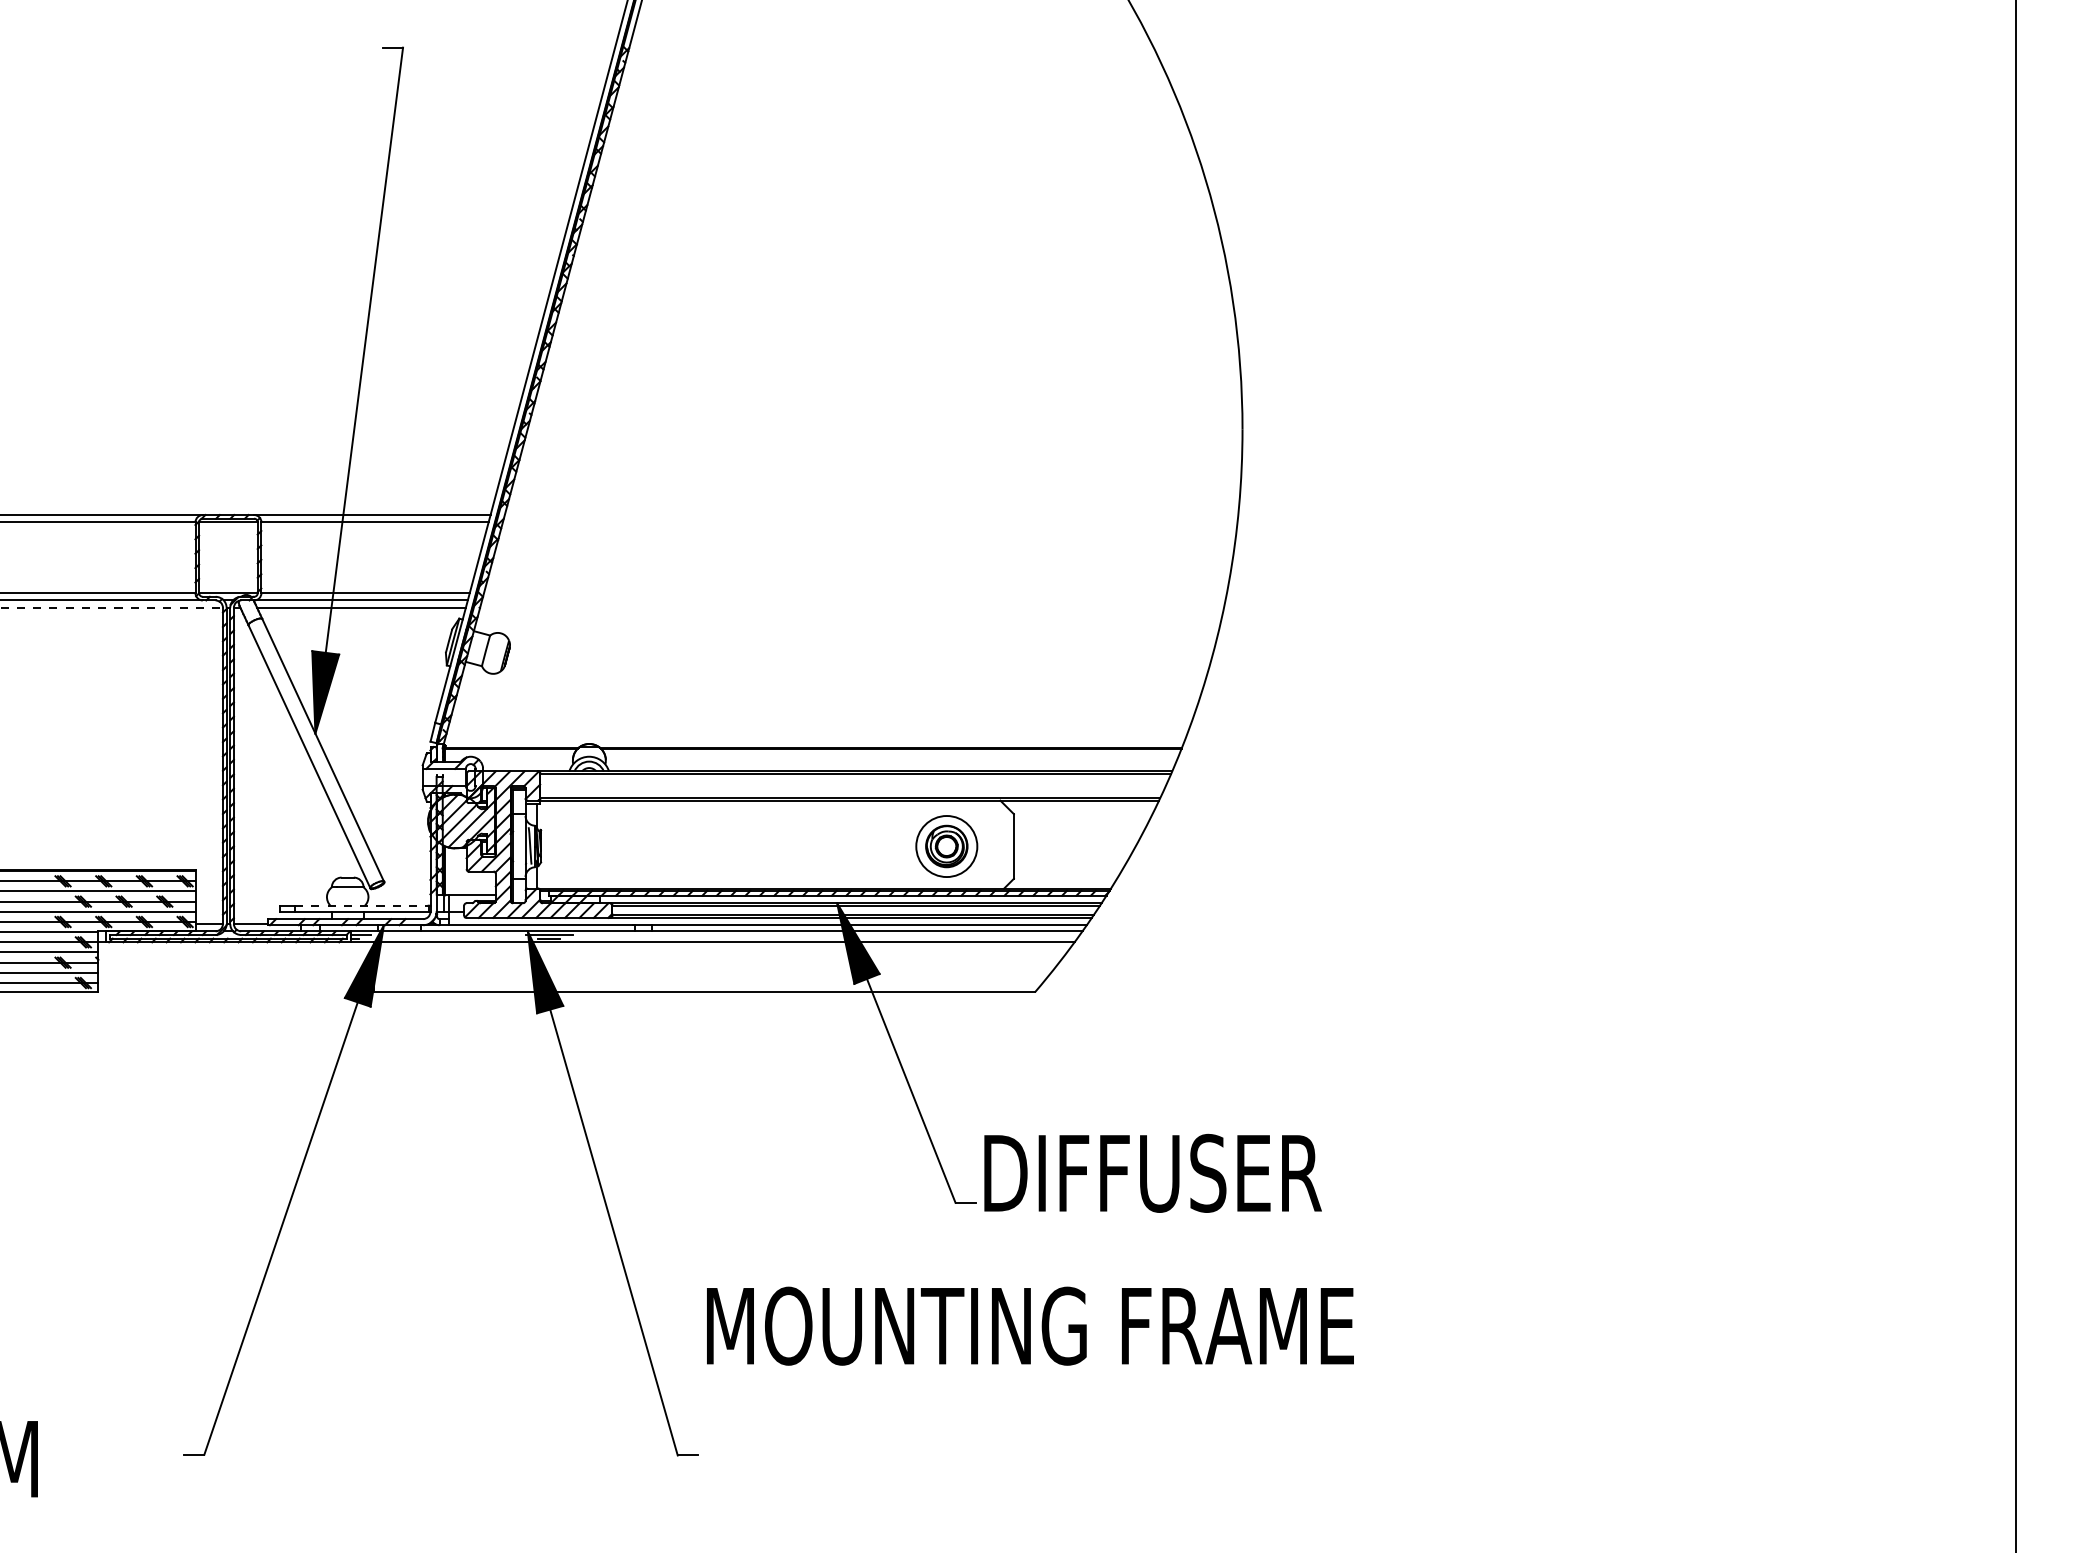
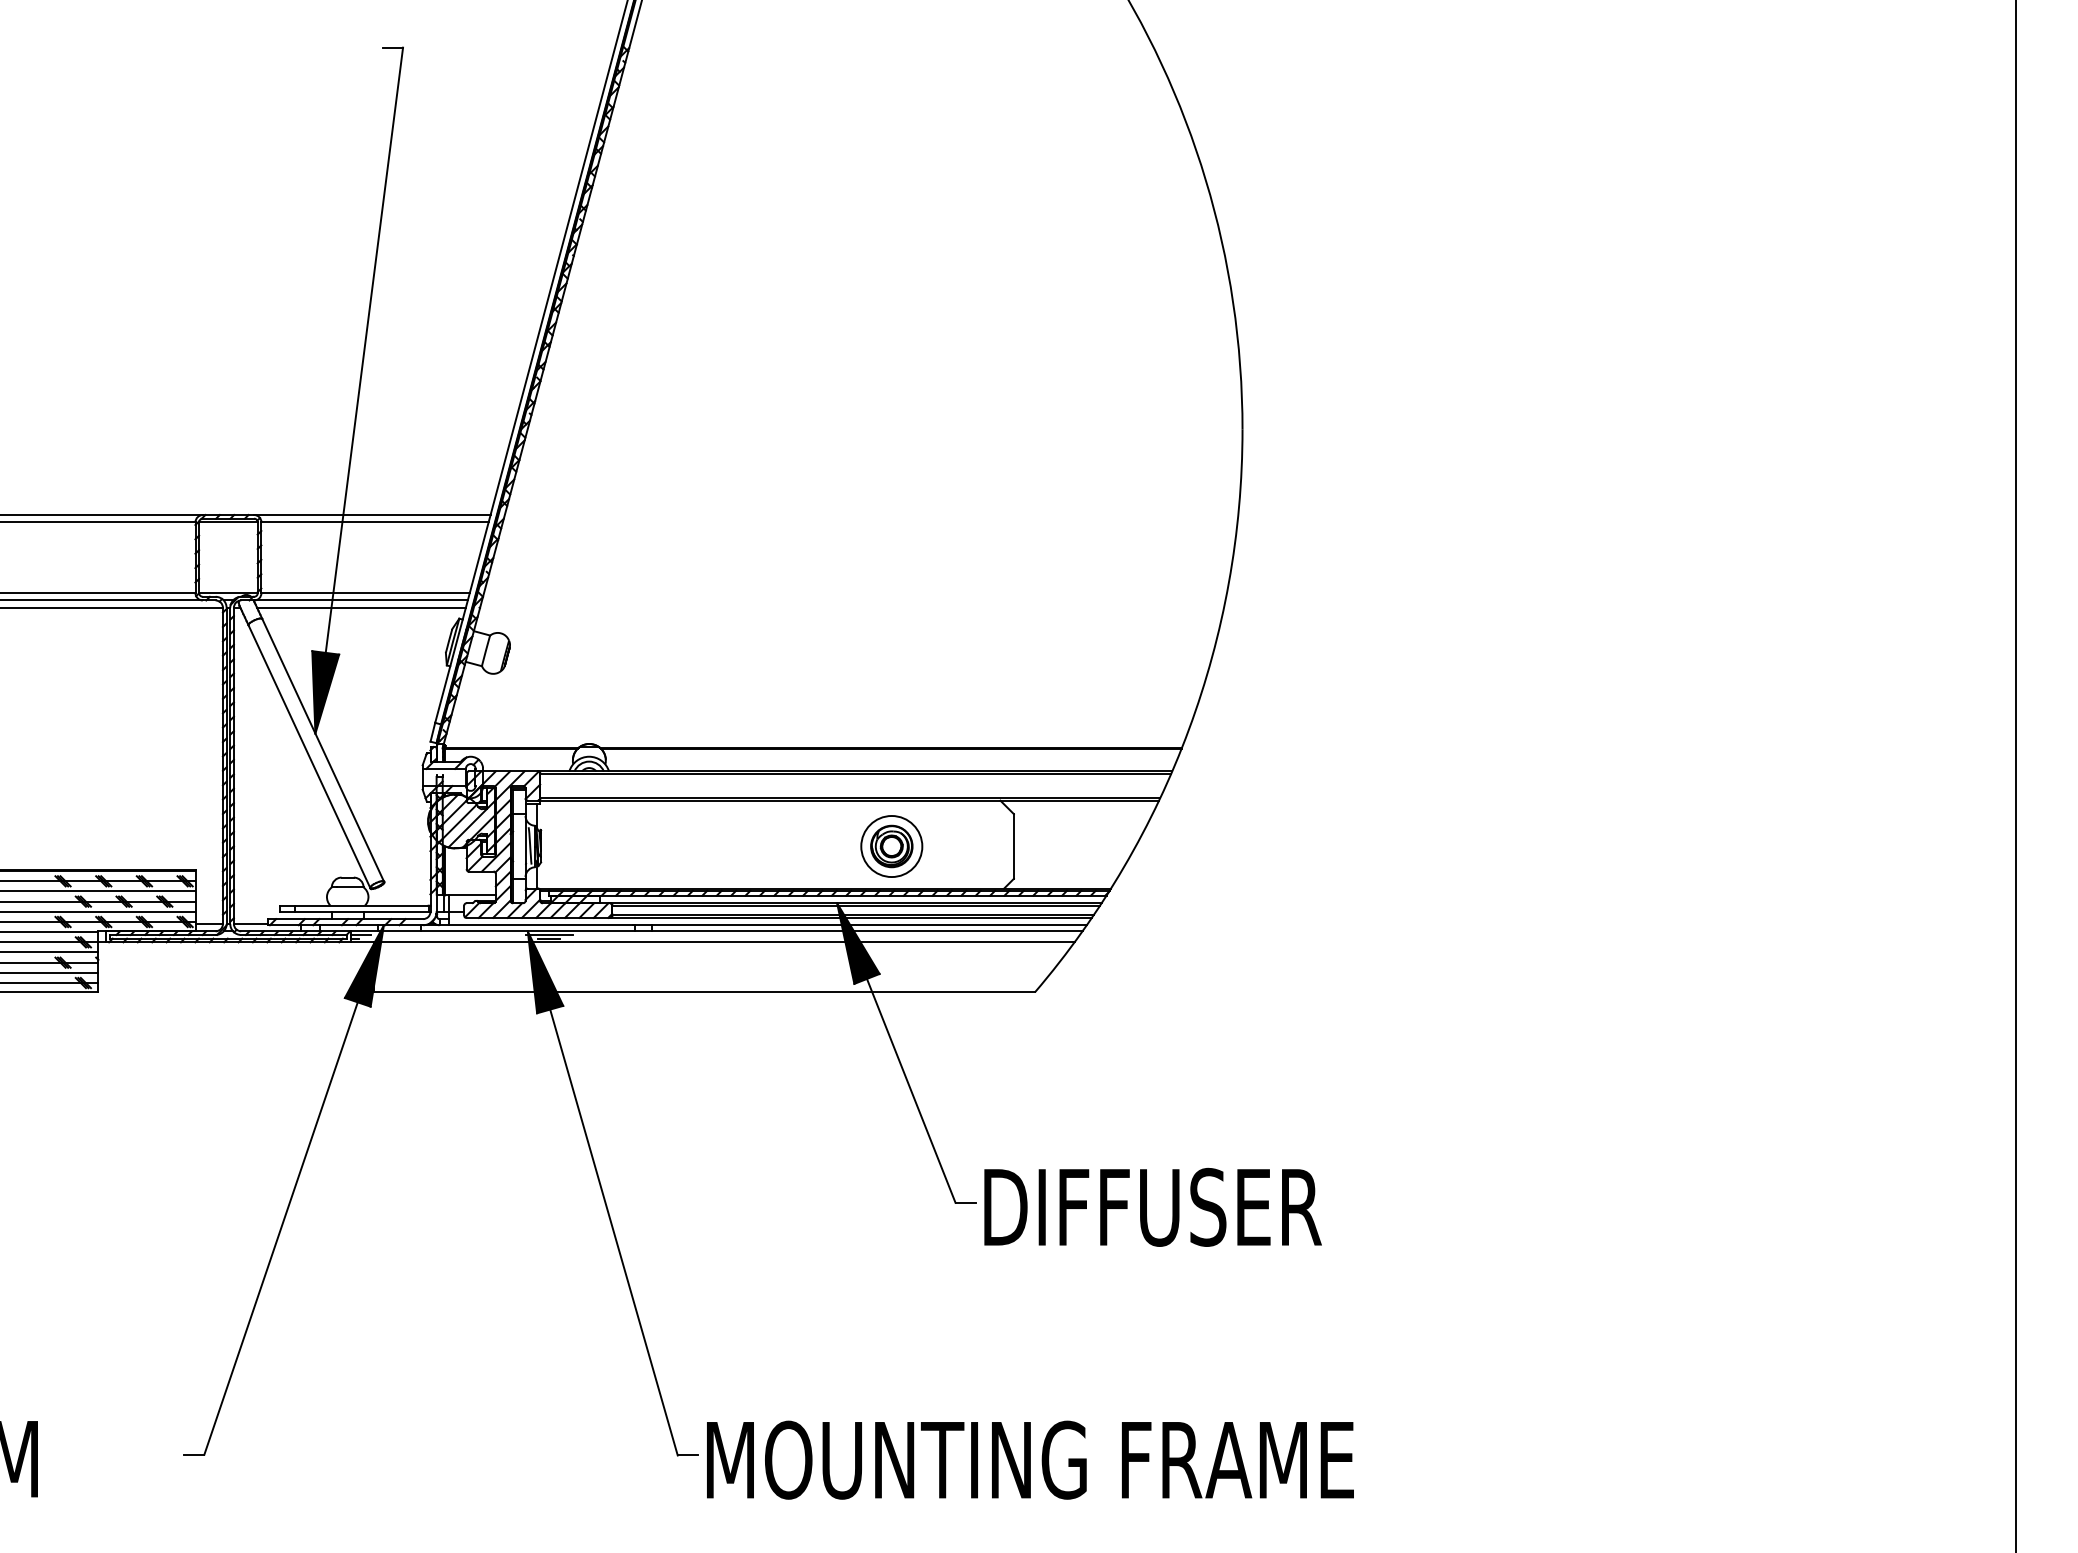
line: dashed -> solid (112, 607)
part position: (946, 846) -> (891, 846) (891, 846)
line: dashed -> solid (361, 905)
text position: (1152, 1172) -> (1152, 1206) (1152, 1206)
text position: (1030, 1325) -> (1030, 1459) (1030, 1459)
